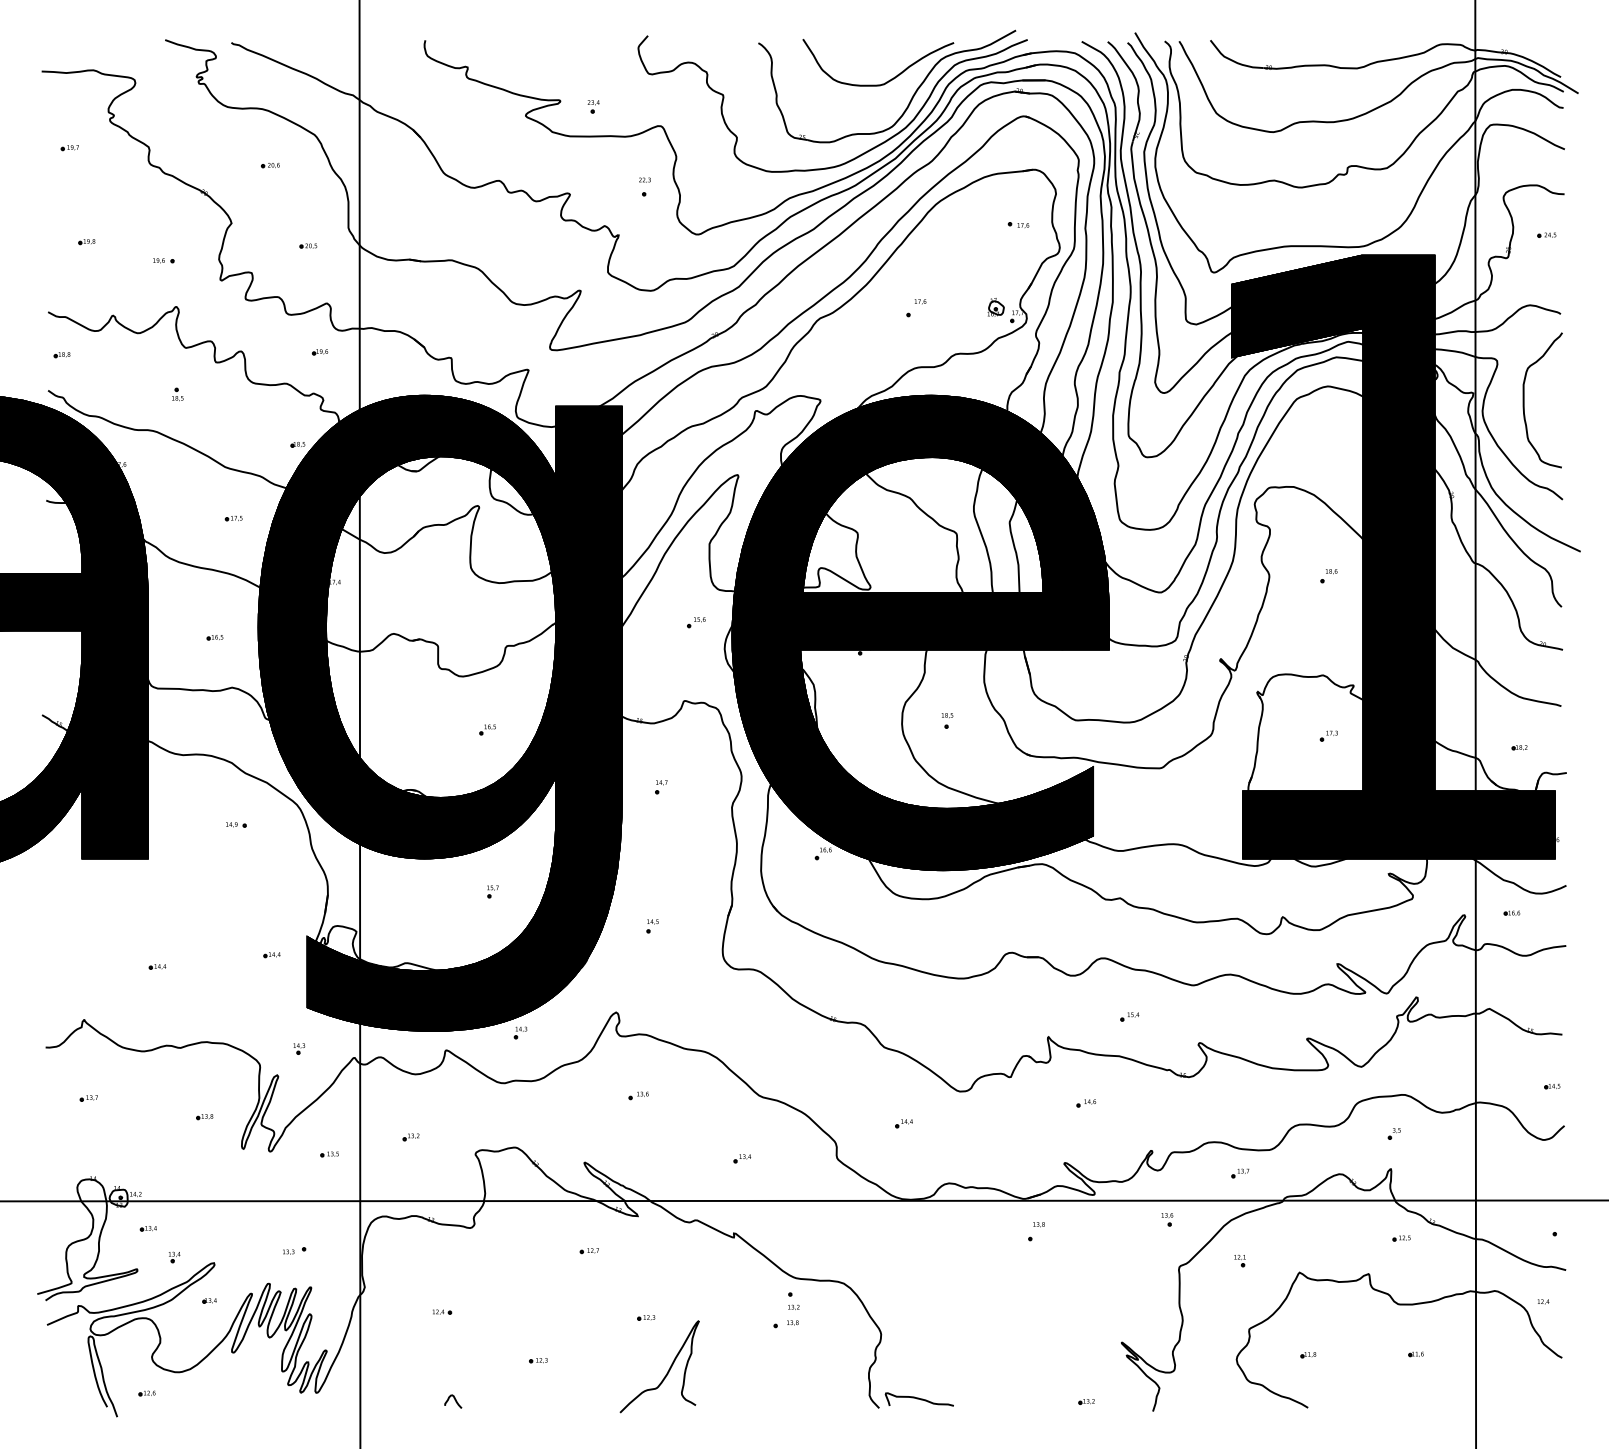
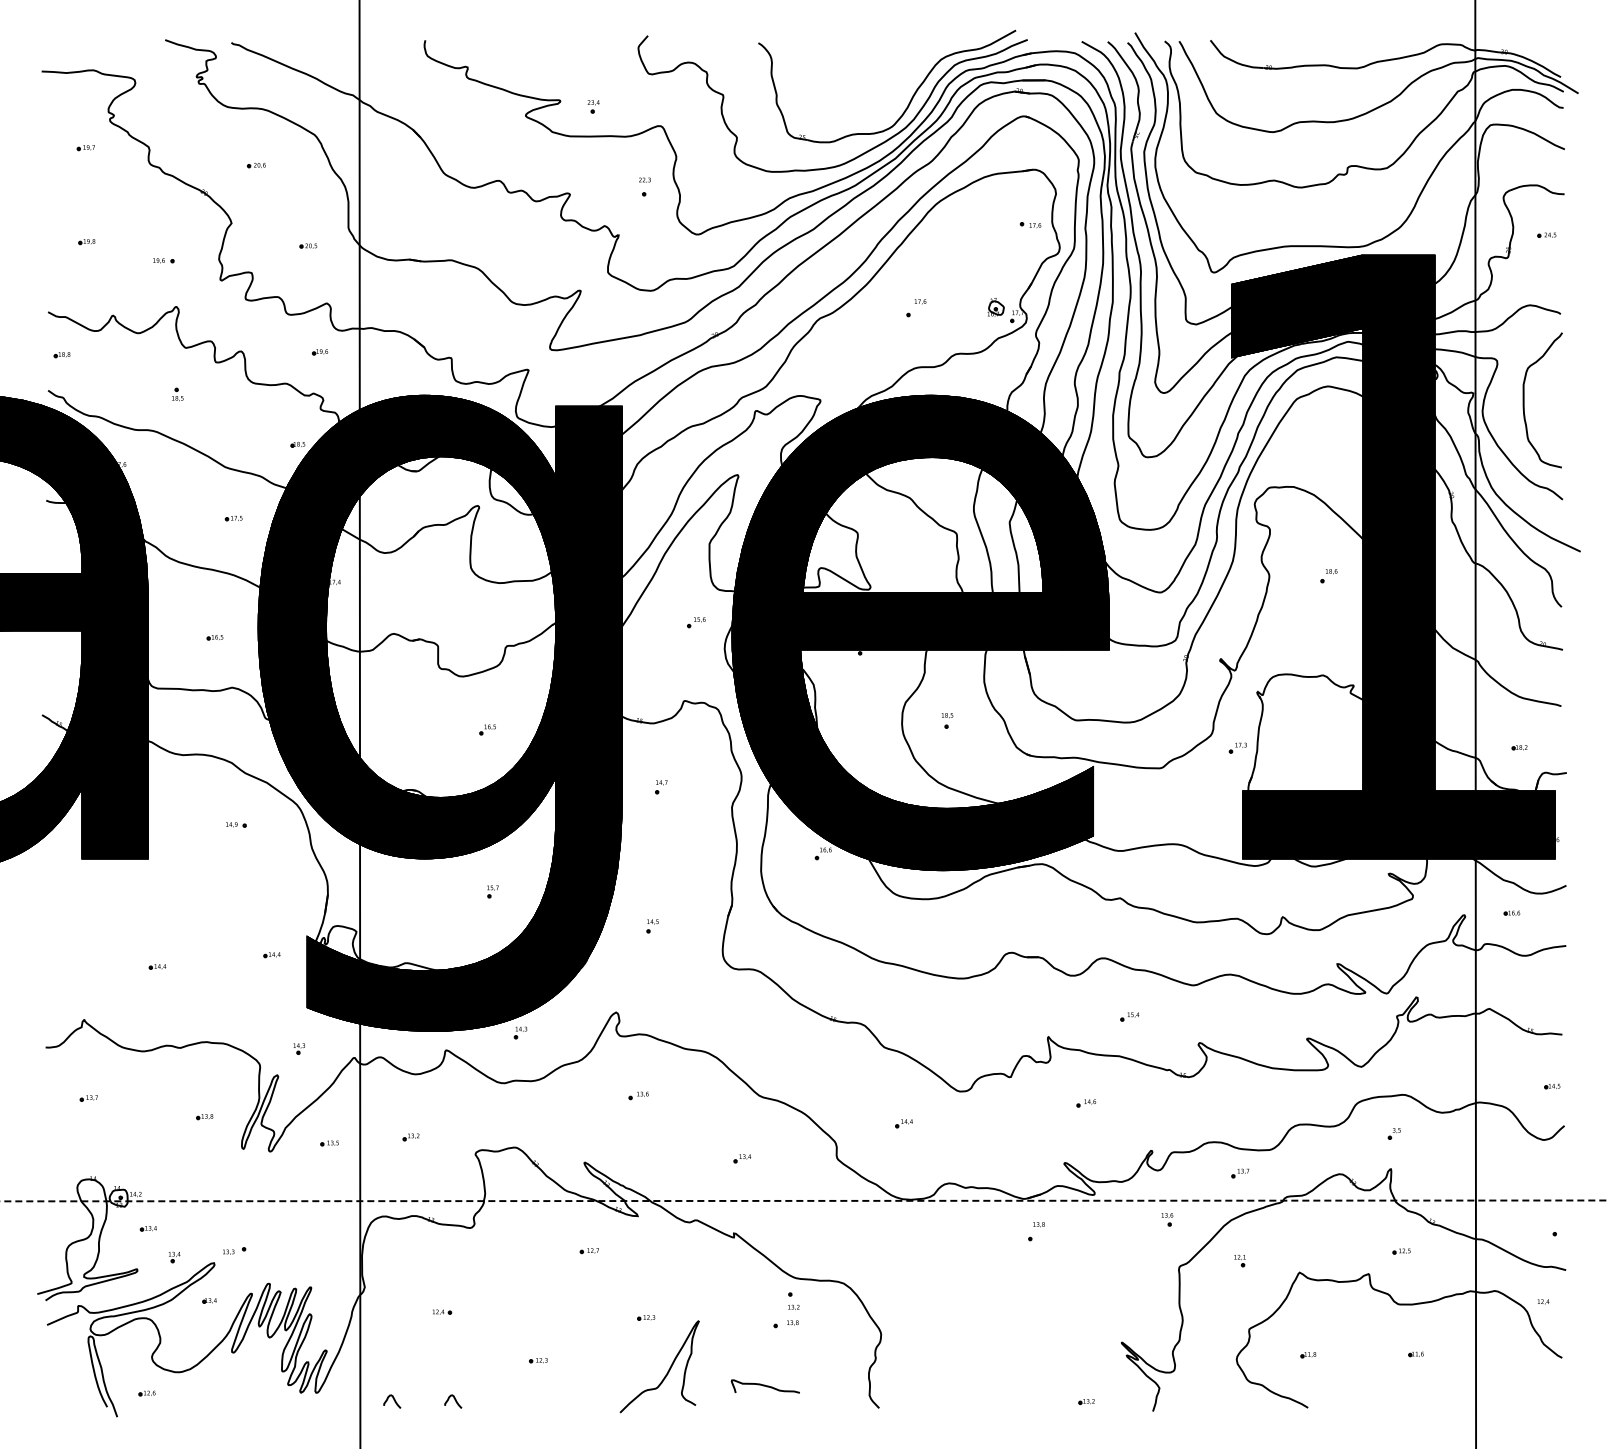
curve: present -> none (888, 80)
part position: (69, 148) -> (85, 148) (85, 148)
part position: (270, 165) -> (256, 165) (256, 165)
part position: (1018, 225) -> (1030, 225) (1030, 225)
part position: (1328, 735) -> (1237, 747) (1237, 747)
part position: (329, 1154) -> (329, 1143) (329, 1143)
line: solid -> dashed (804, 1200)
part position: (1401, 1238) -> (1401, 1251) (1401, 1251)
part position: (294, 1250) -> (234, 1250) (234, 1250)
curve position: (918, 1399) -> (764, 1386) (764, 1386)
curve: none -> present (393, 1400)
